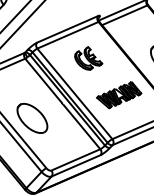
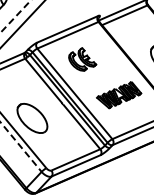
line: solid -> dashed (15, 16)
part position: (88, 58) -> (82, 59) (82, 59)
line: solid -> dashed (21, 147)
